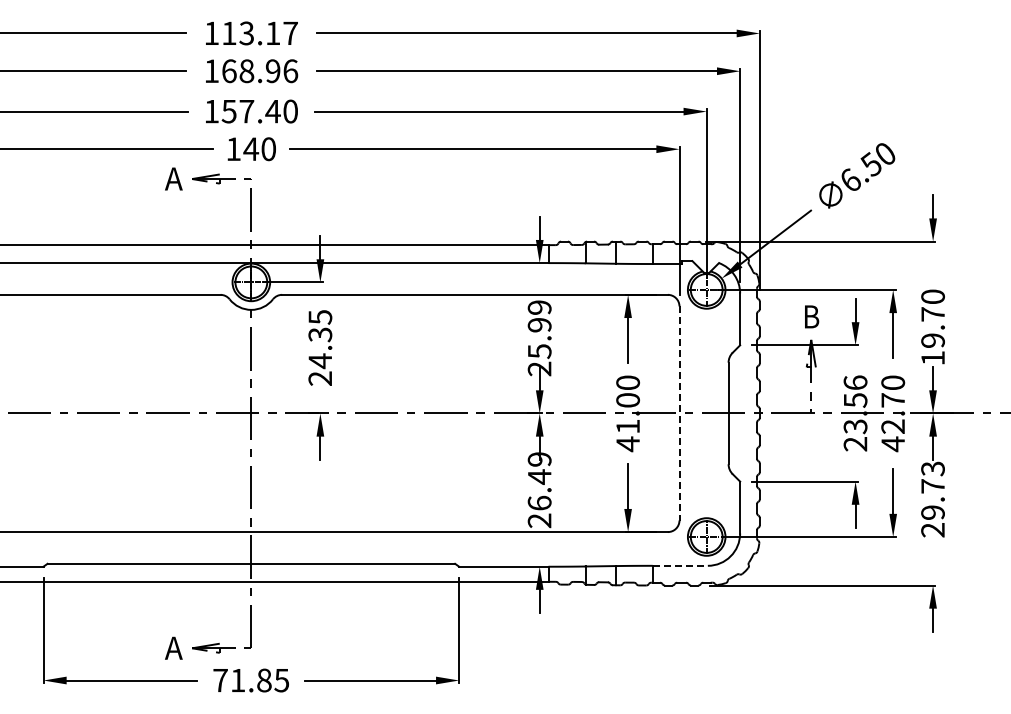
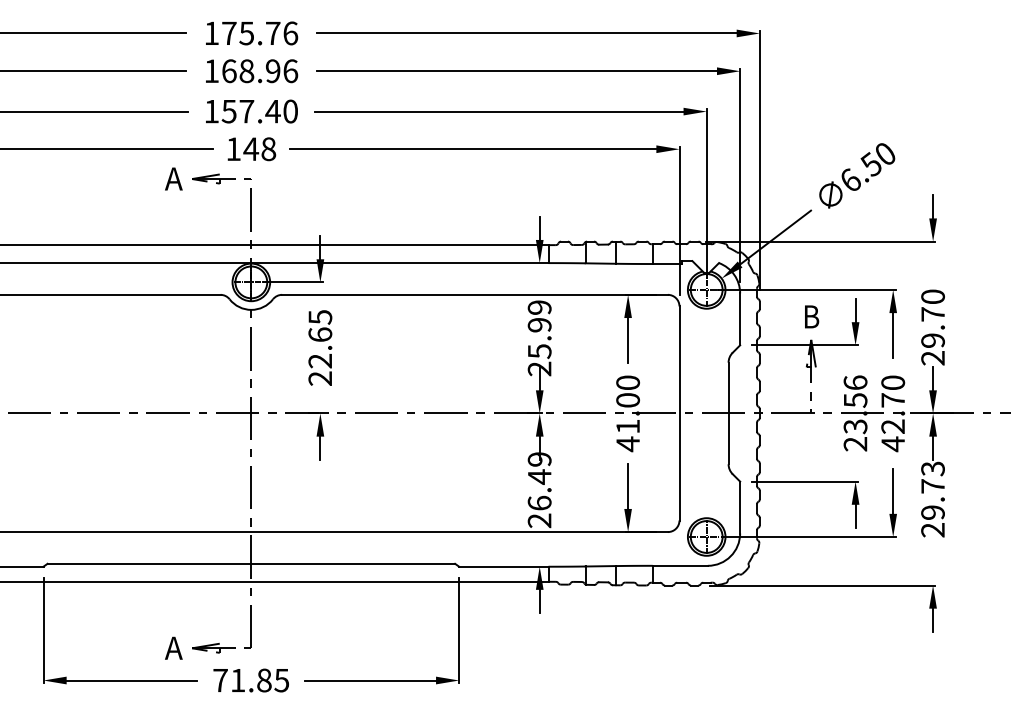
text: 113.17 -> 175.76 (260, 33)
text: 140 -> 148 (268, 148)
text: 24.35 -> 22.65 (320, 348)
text: 19.70 -> 29.70 (932, 358)
line: dashed -> solid (679, 413)
line: dashed -> solid (680, 565)
